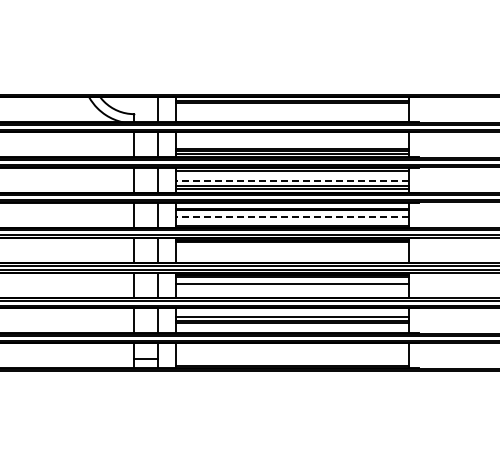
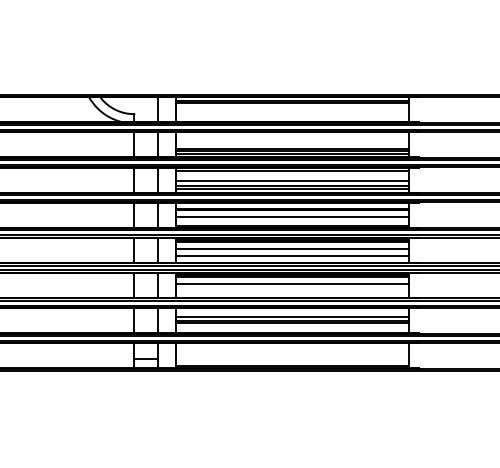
line: dashed -> solid (292, 180)
line: dashed -> solid (292, 216)
line: none -> present (292, 248)
line: none -> present (292, 256)
